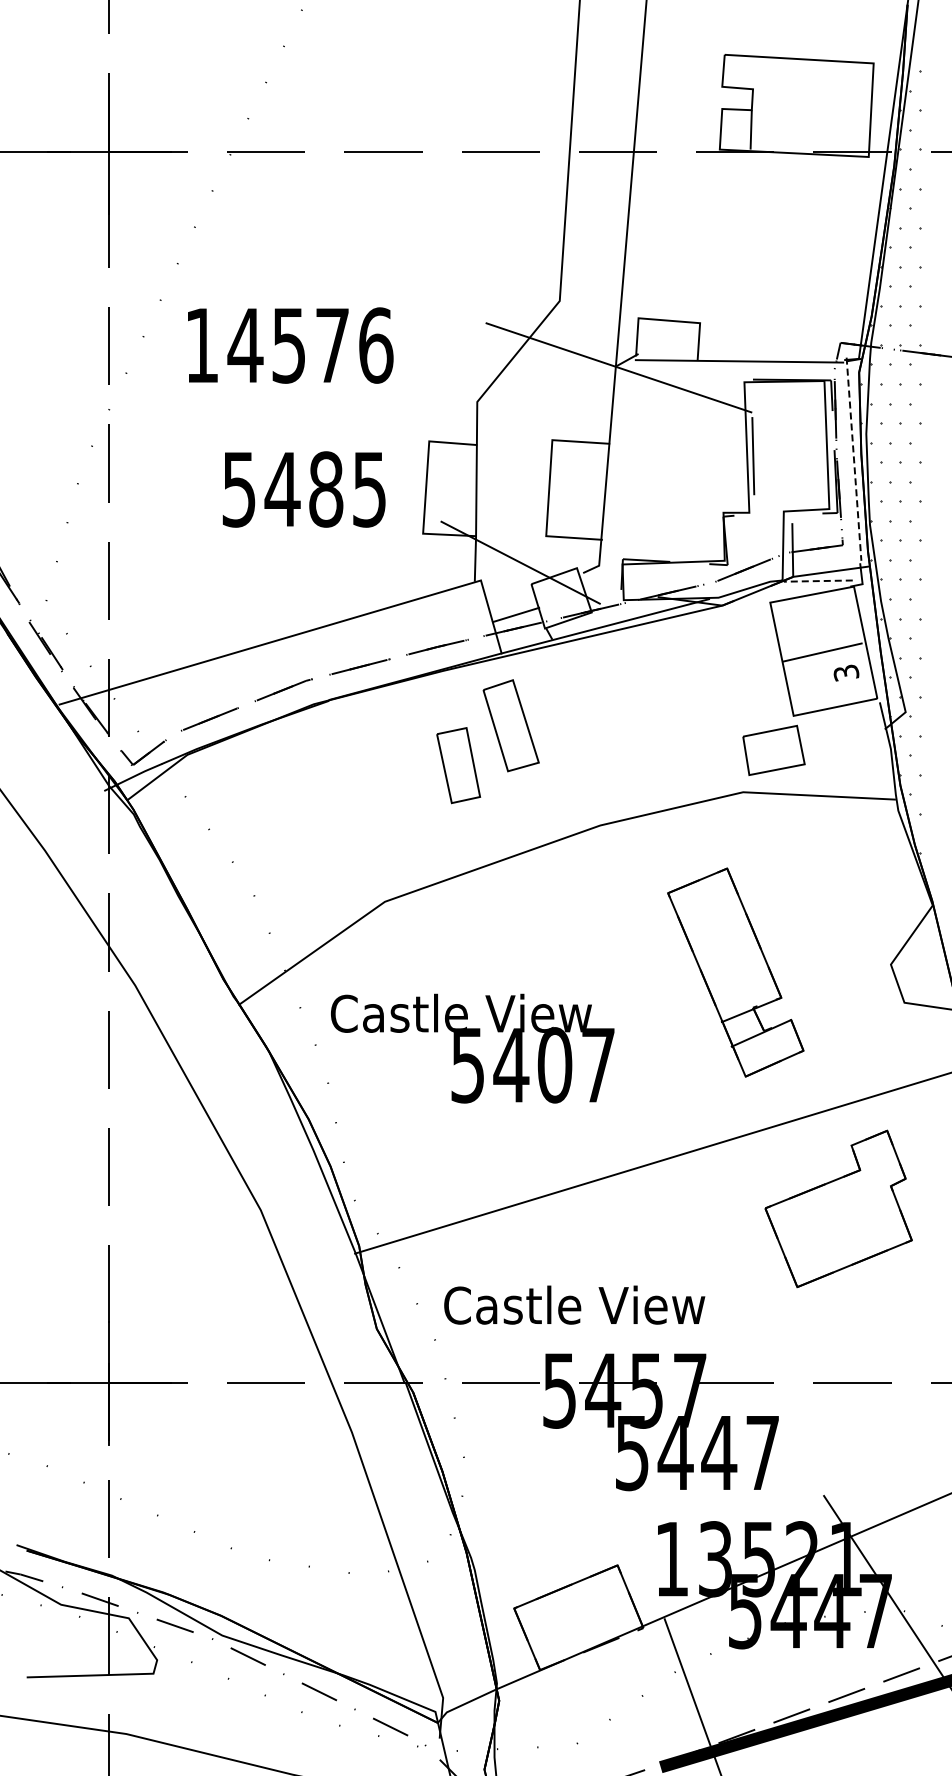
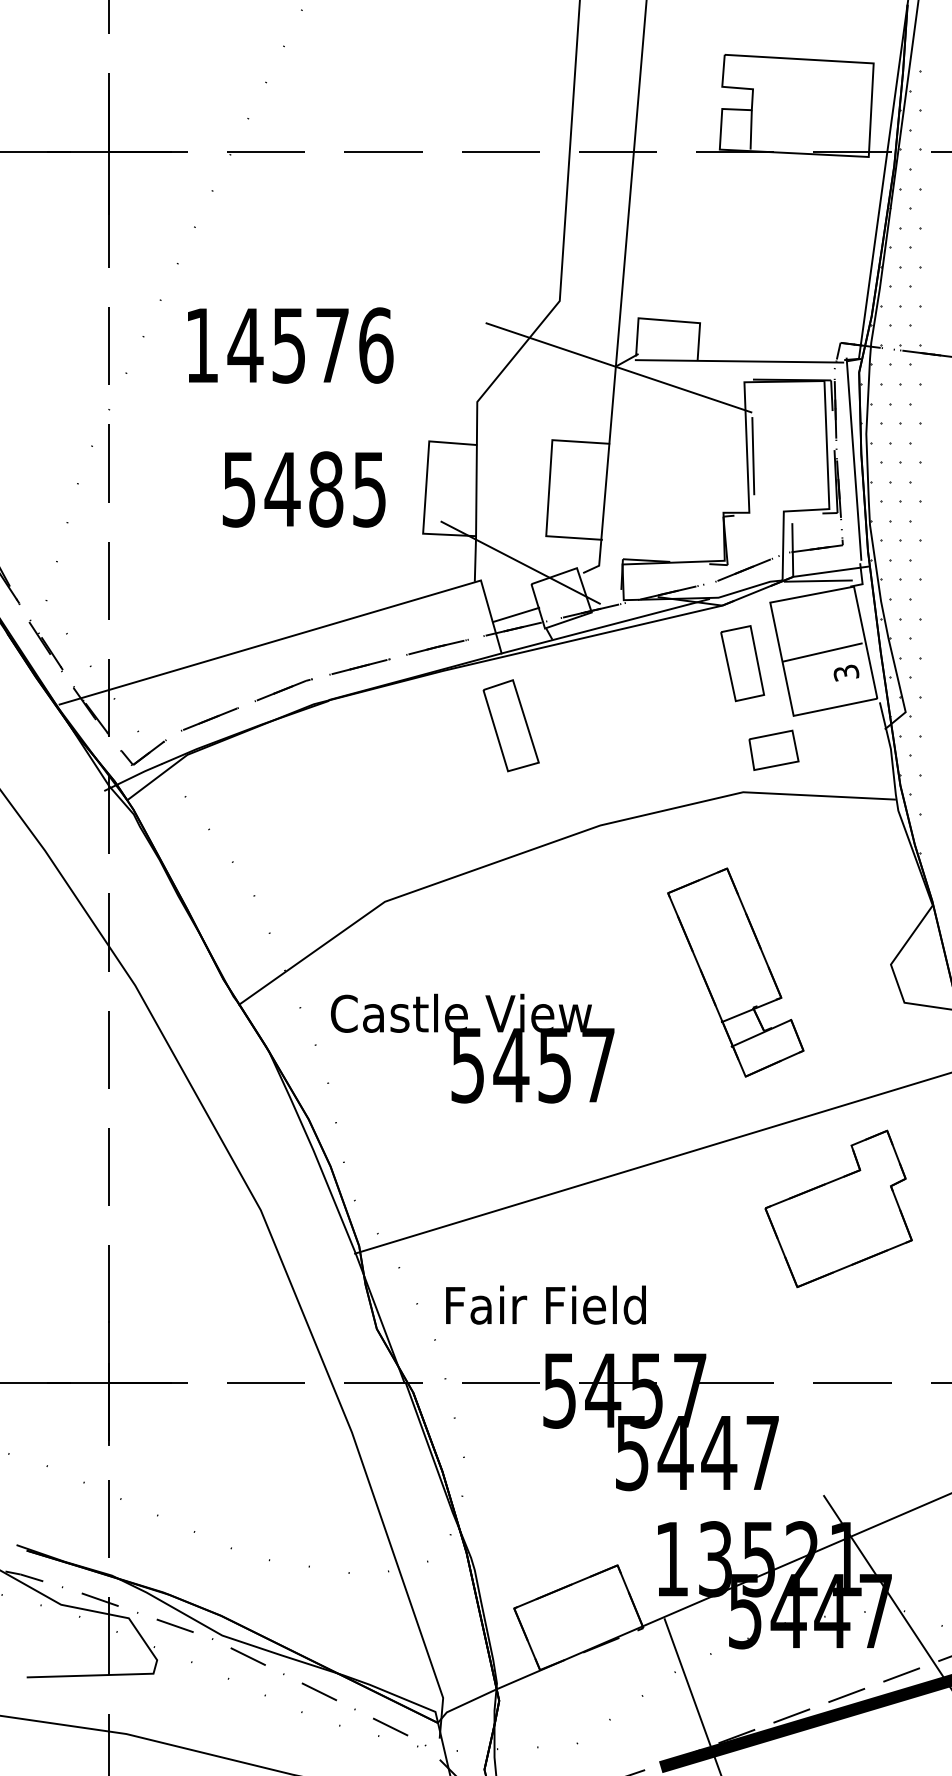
line: dashed -> solid (854, 459)
line: dashed -> solid (817, 581)
part size: 64x52 px -> 52x42 px (773, 749)
part position: (458, 765) -> (742, 663) (742, 663)
text: 5407 -> 5457 (554, 1065)
text: Castle View -> Fair Field (574, 1304)
